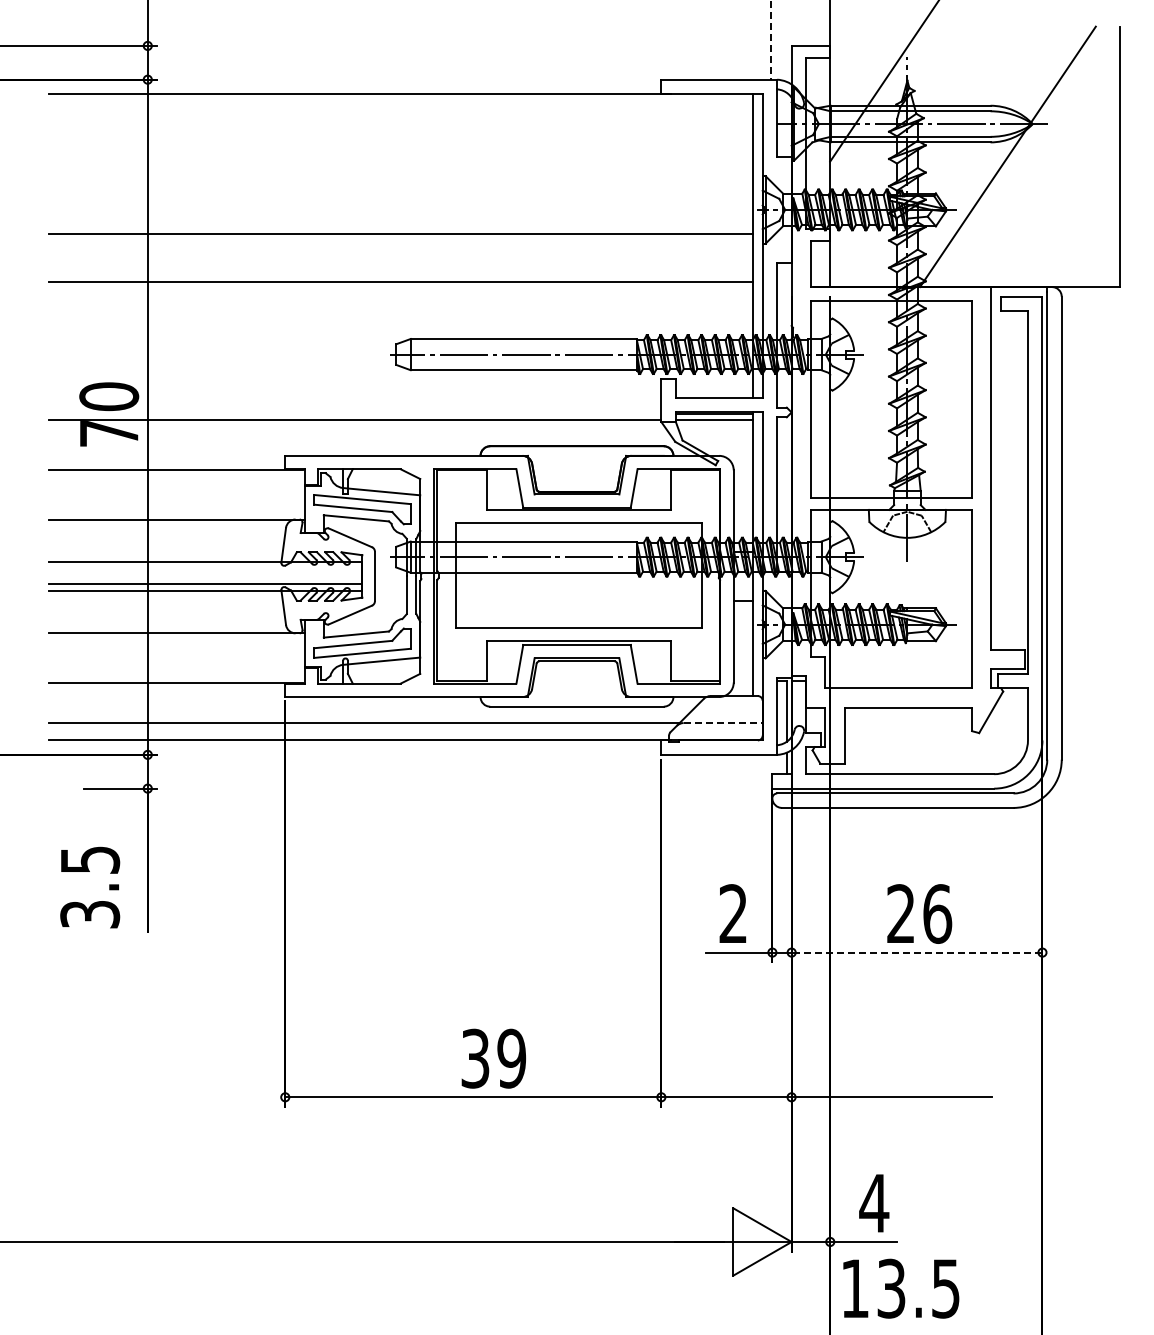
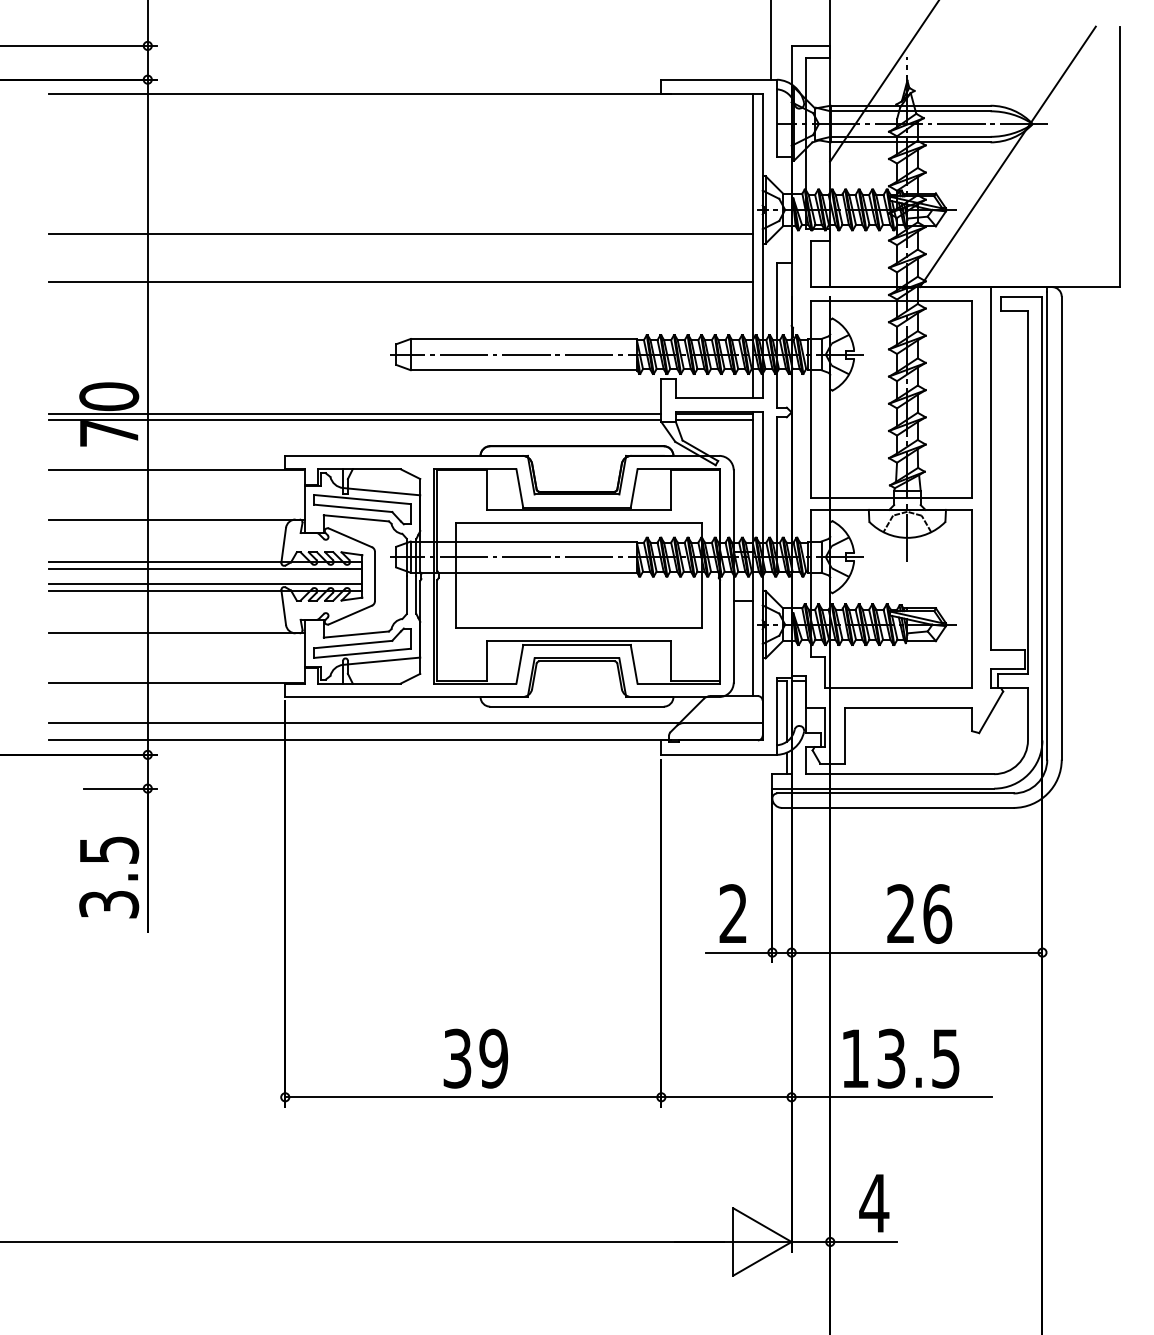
line: dashed -> solid (771, 39)
line: none -> present (354, 414)
line: none -> present (205, 568)
line: dashed -> solid (723, 723)
text position: (90, 887) -> (109, 877) (109, 877)
line: dashed -> solid (916, 952)
text position: (493, 1058) -> (475, 1058) (475, 1058)
text position: (901, 1288) -> (901, 1058) (901, 1058)
